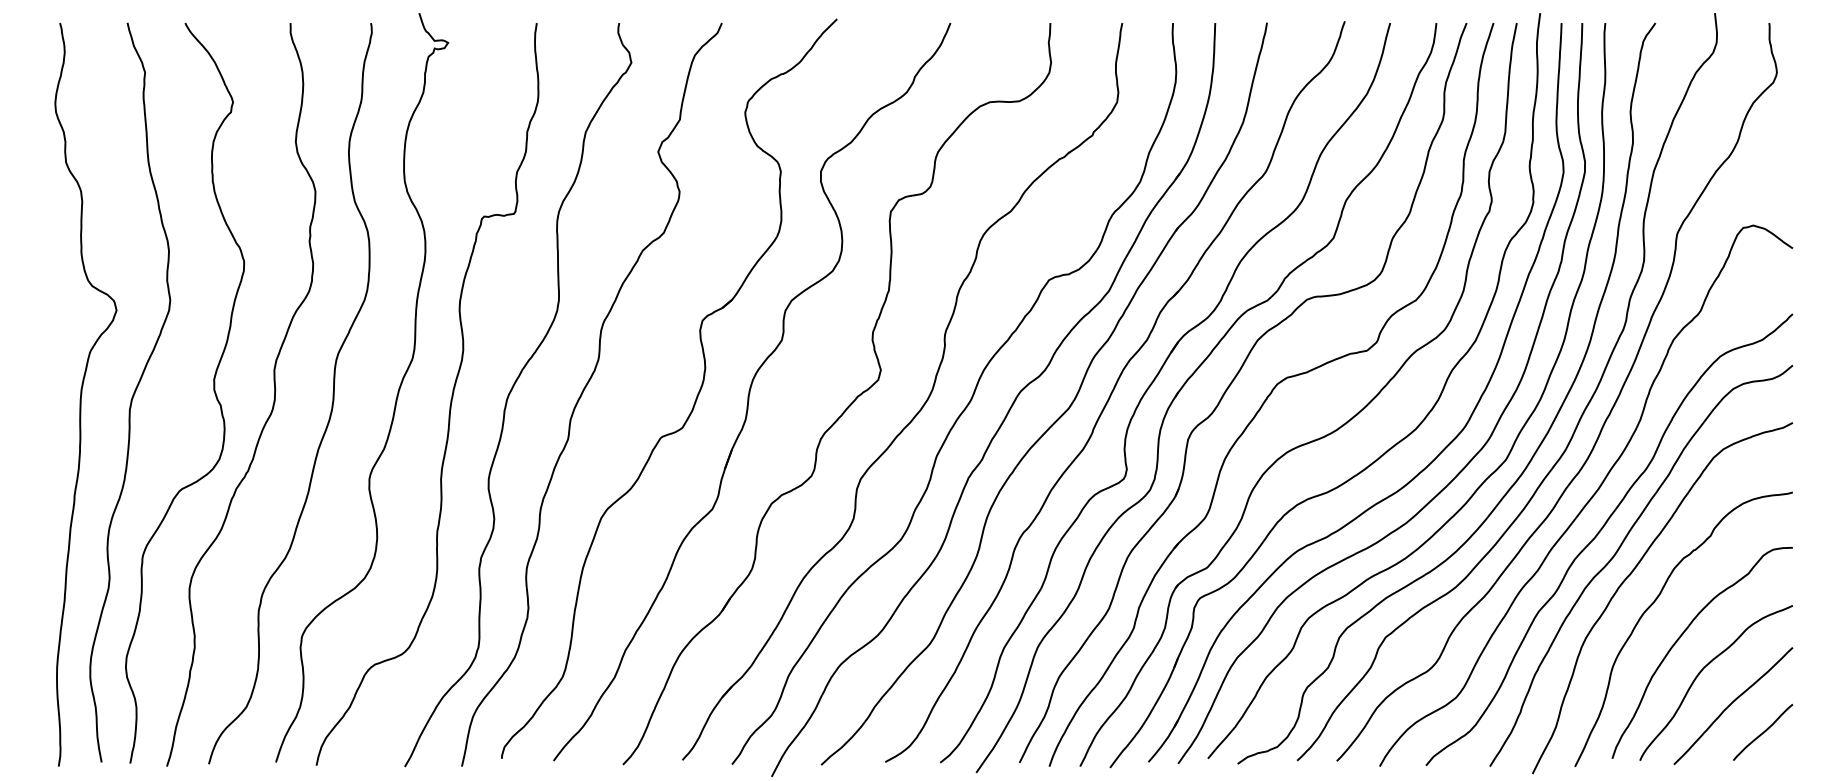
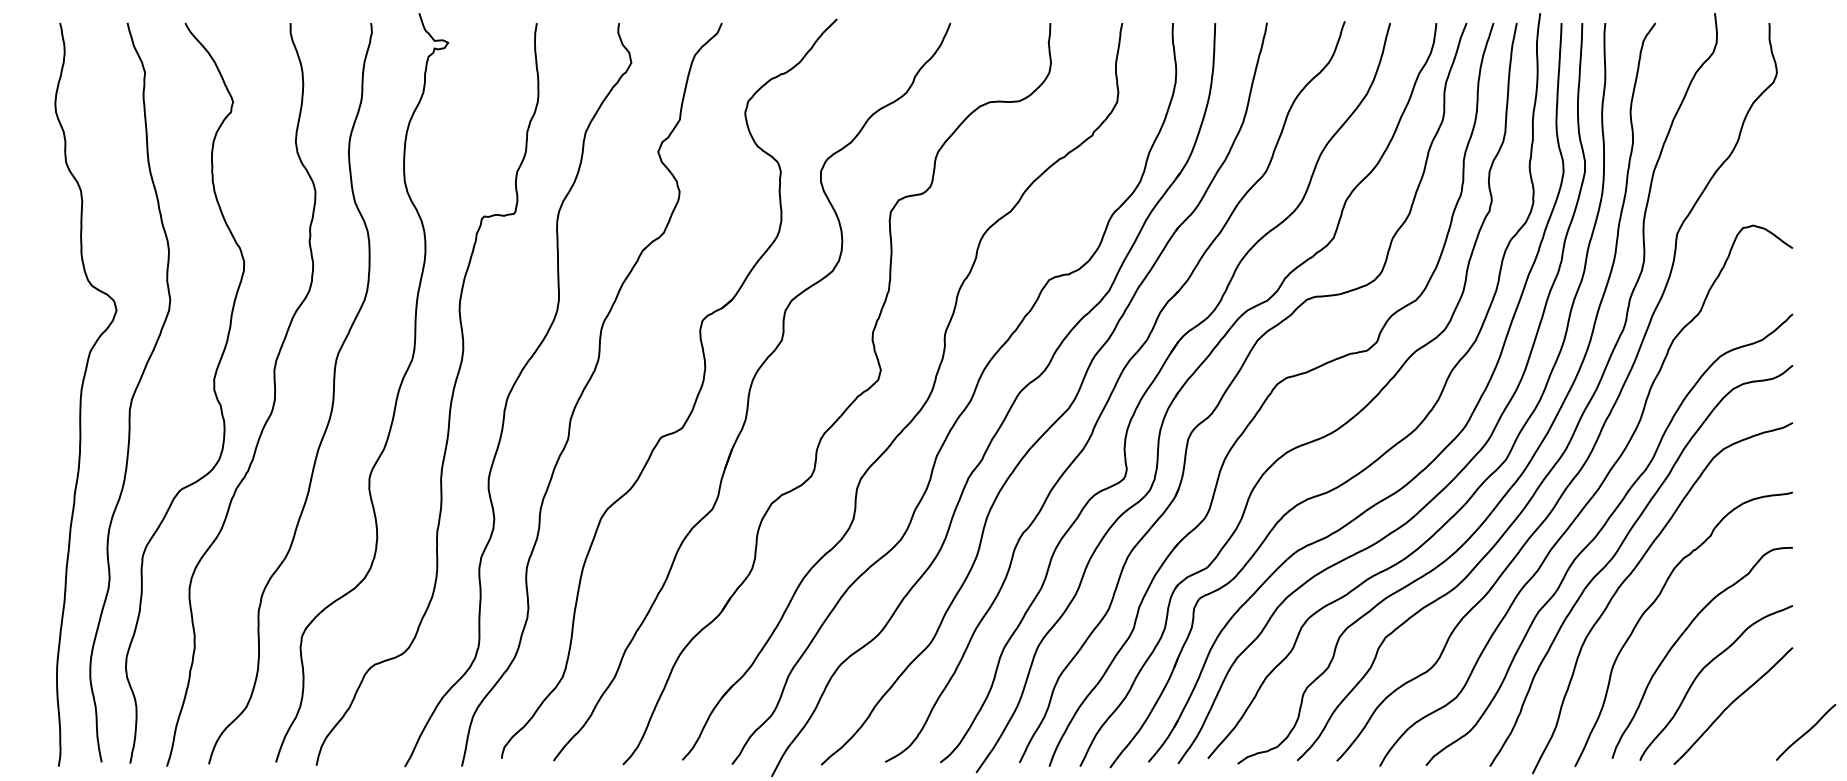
curve position: (1763, 732) -> (1806, 732) (1806, 732)
